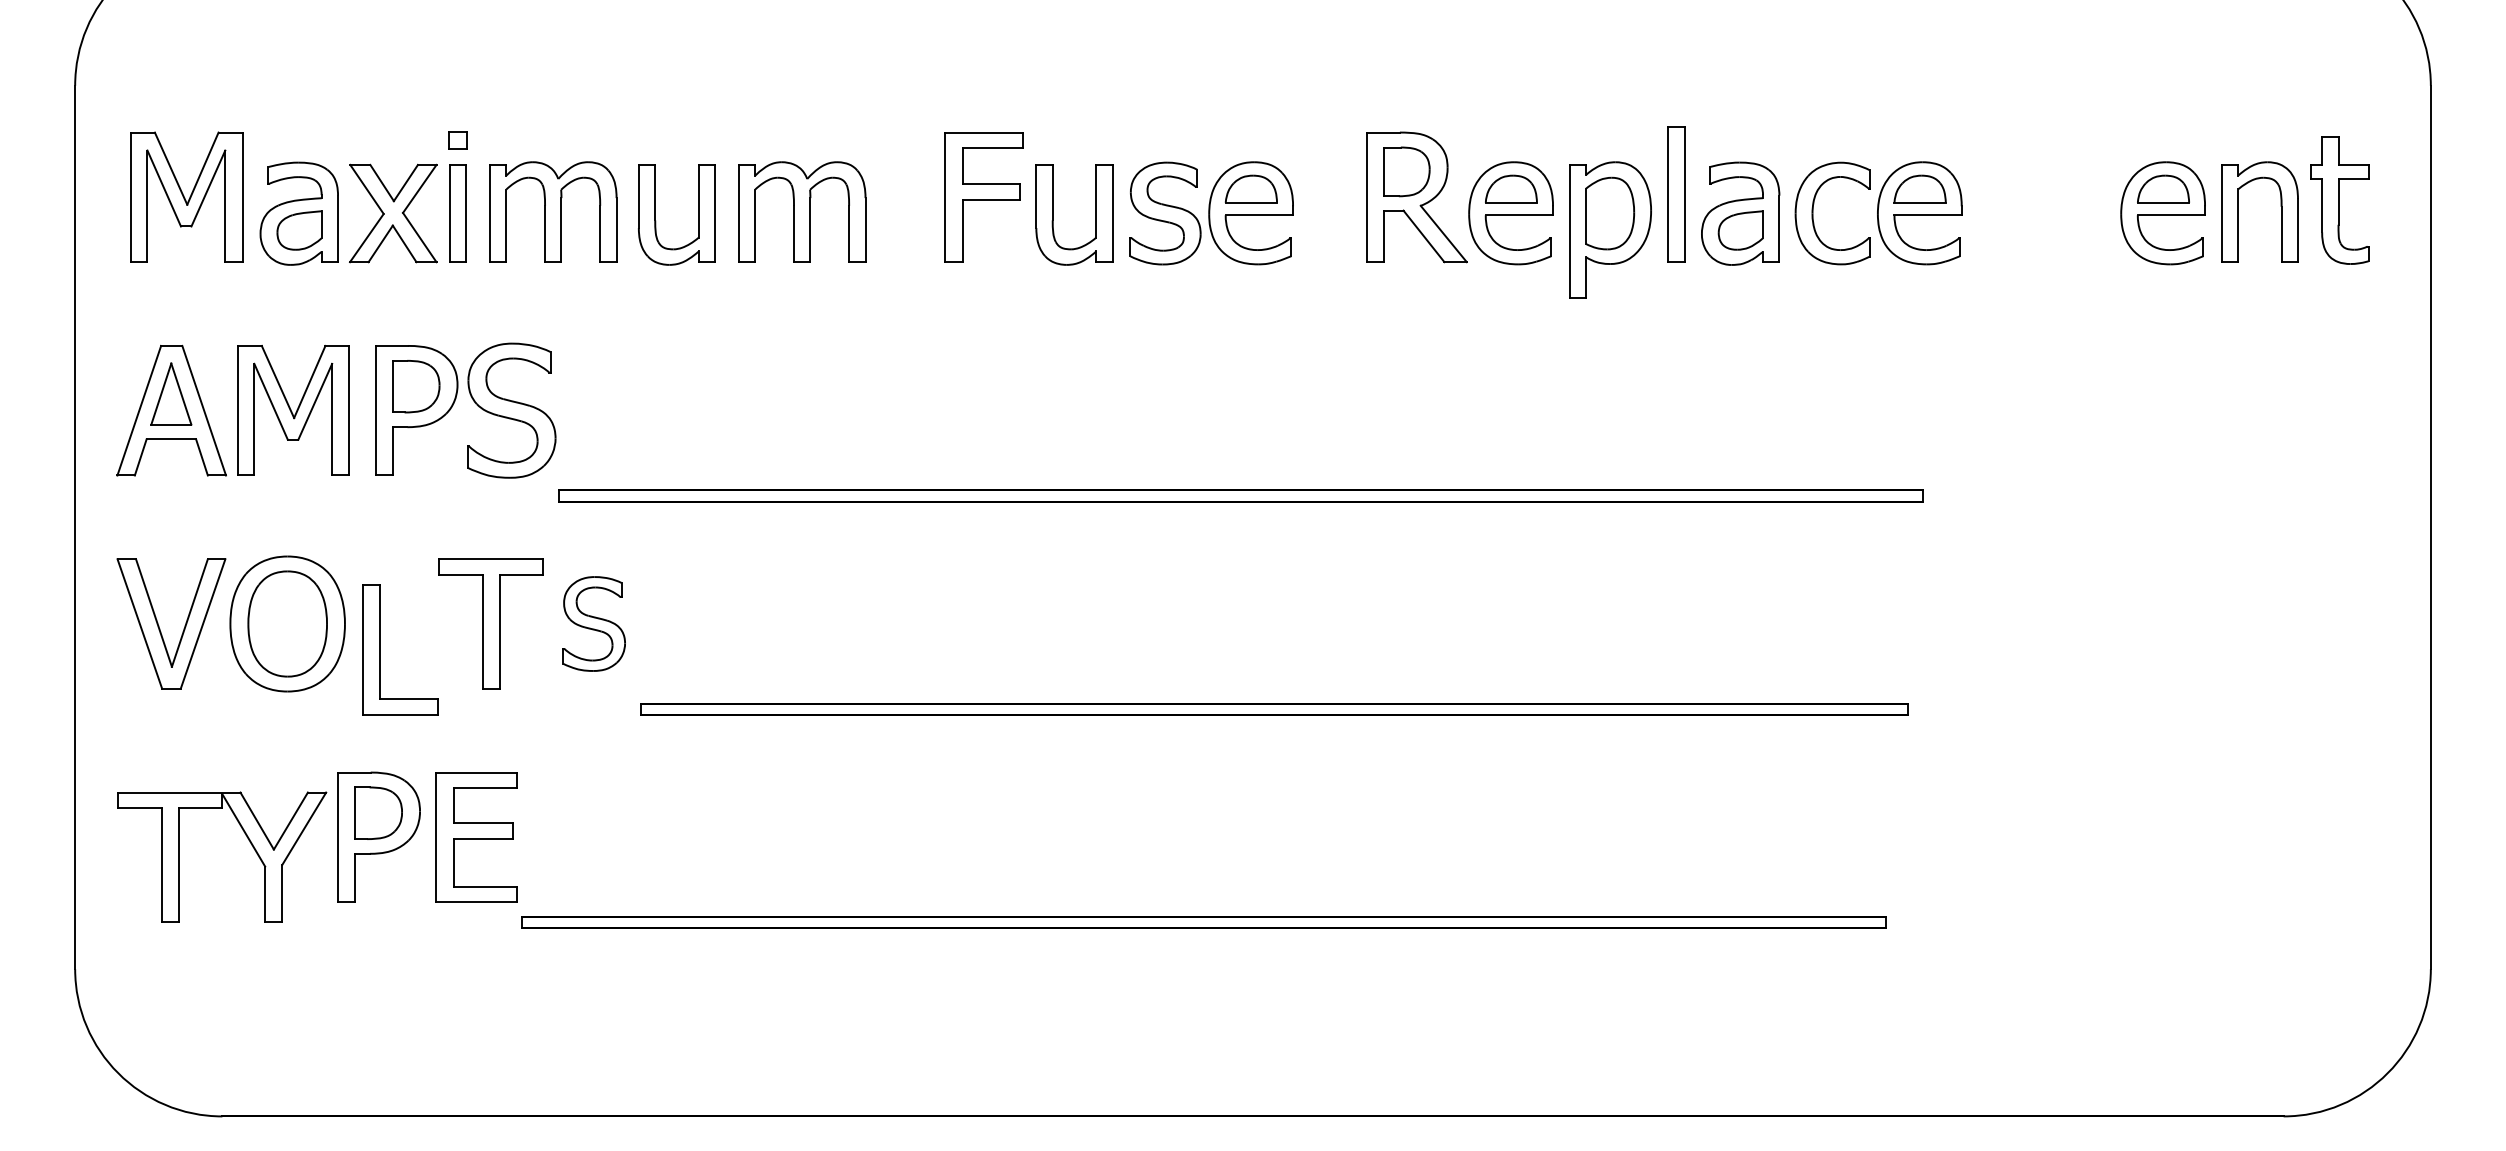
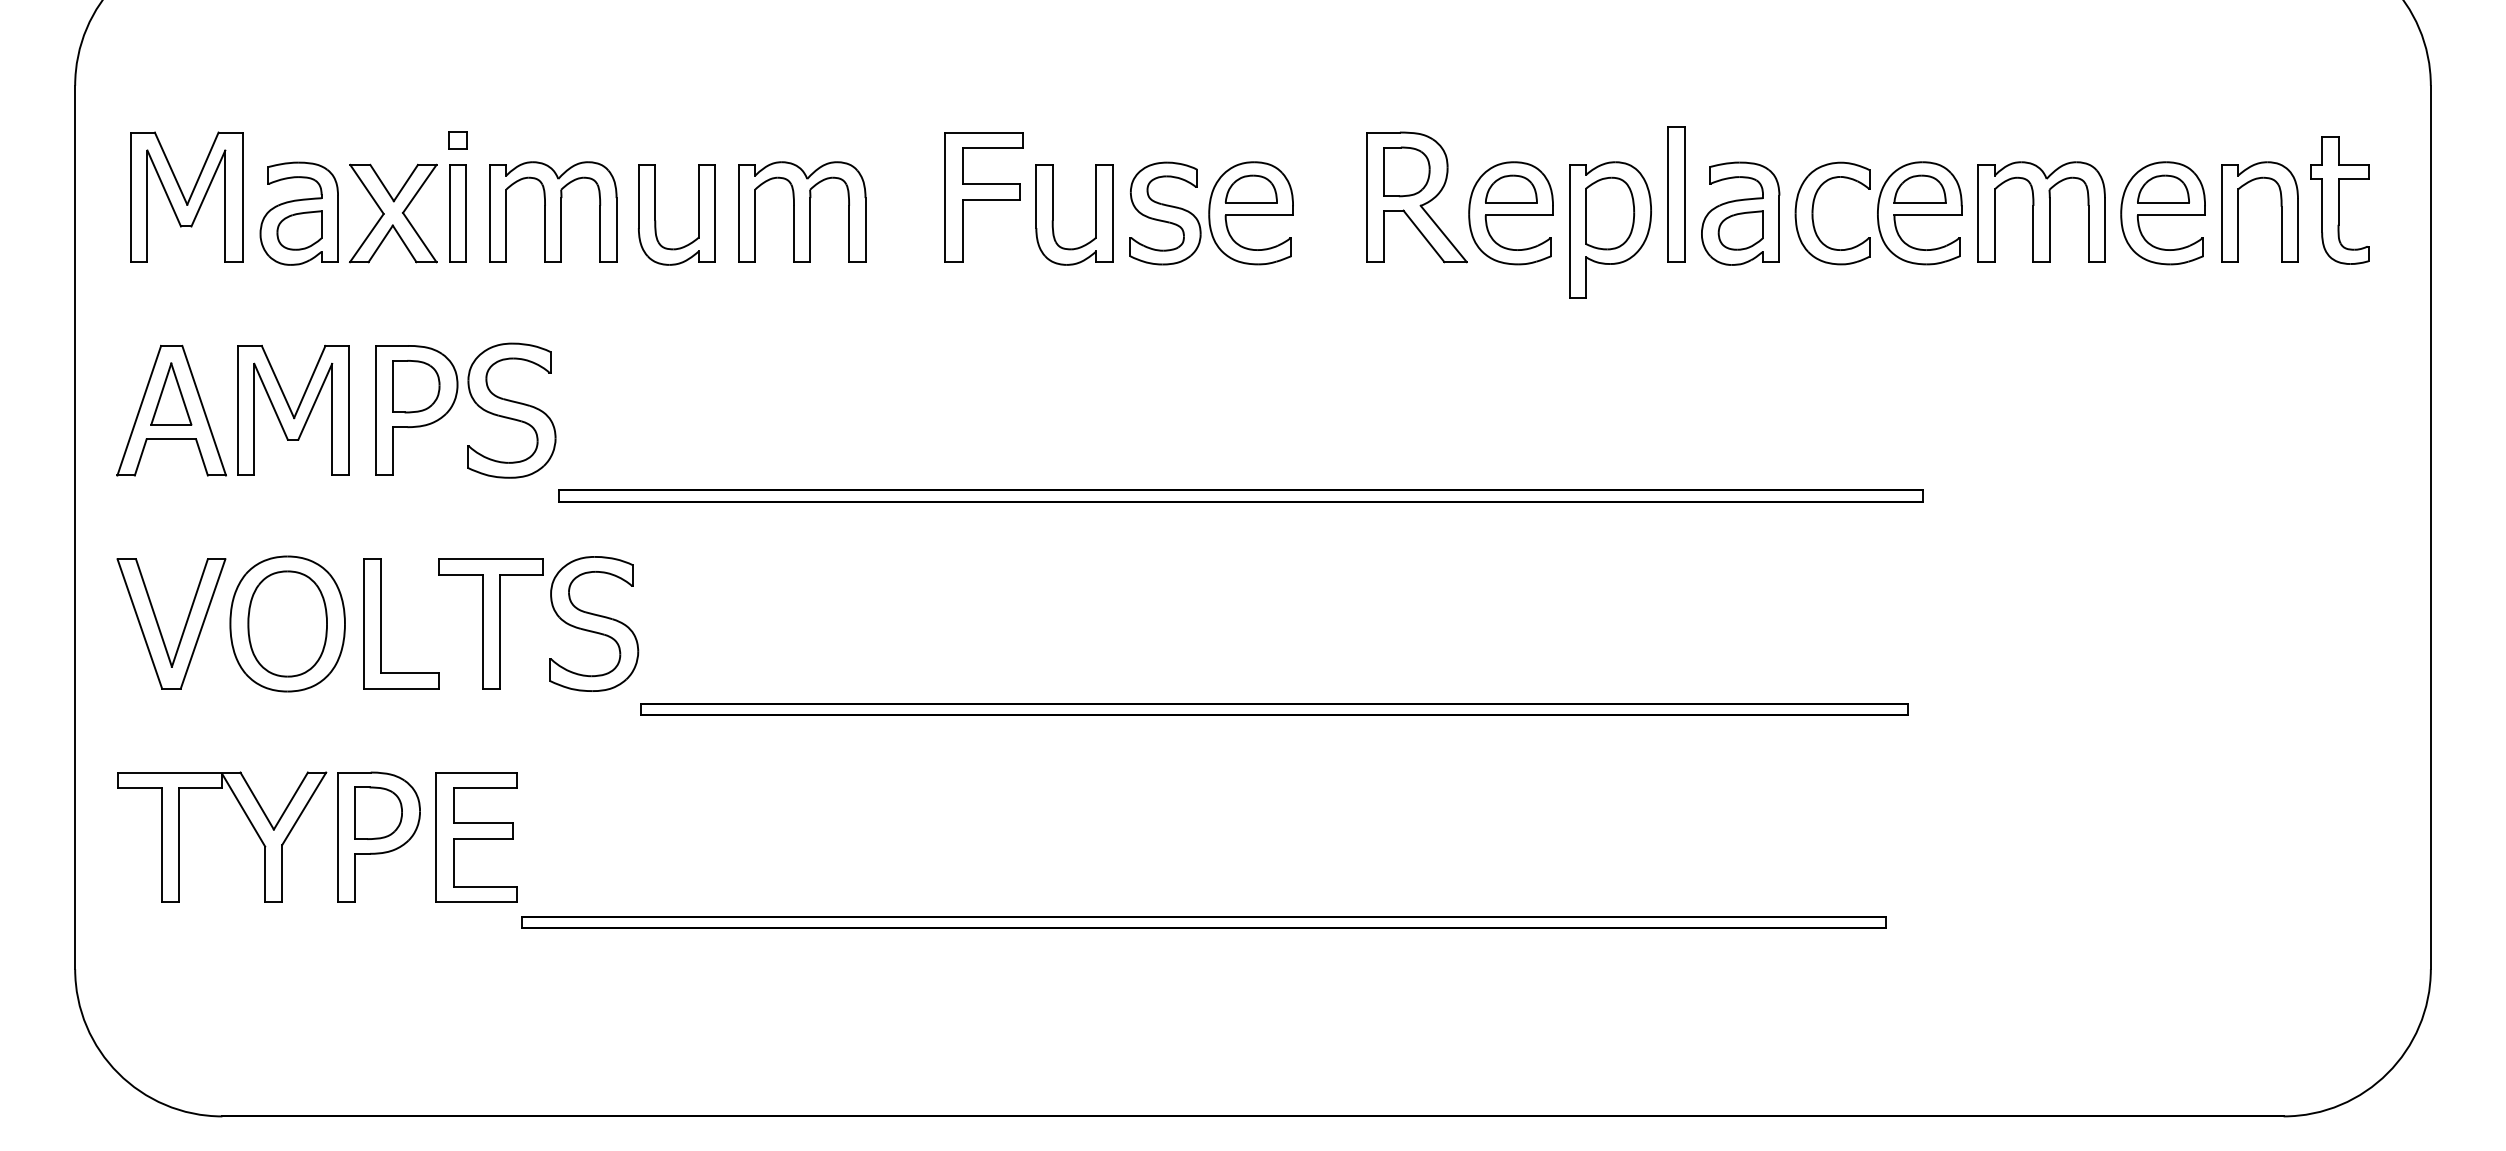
part: none -> present (2041, 211)
part size: 64x96 px -> 91x136 px (594, 623)
part position: (380, 649) -> (381, 623) (381, 623)
part position: (249, 842) -> (249, 822) (249, 822)
